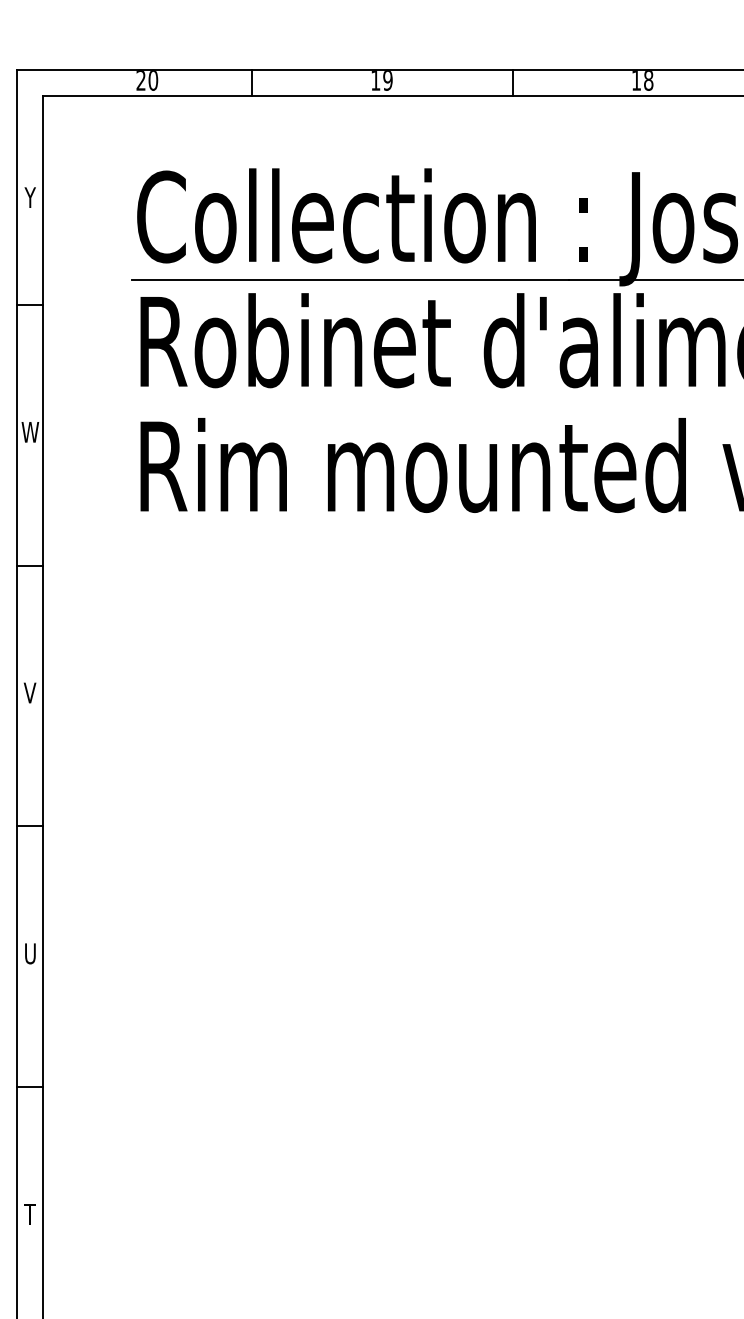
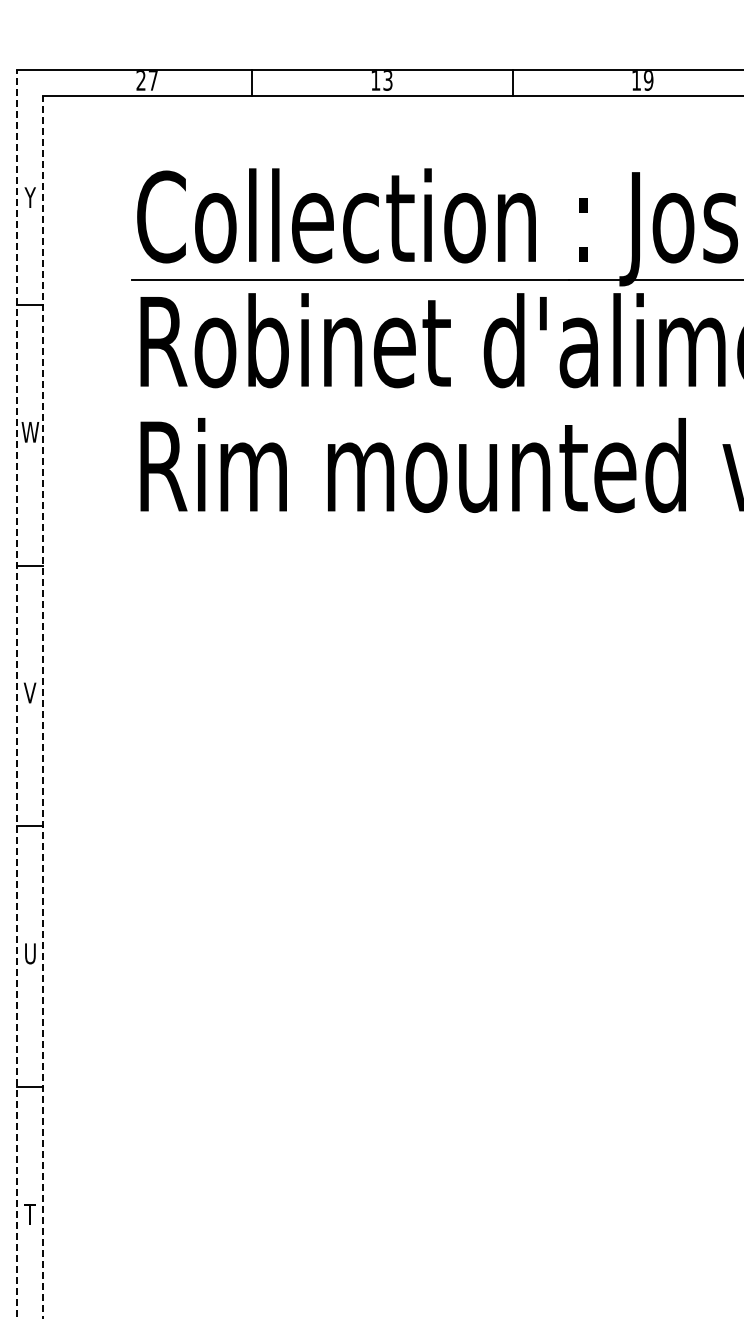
text: 20 -> 27 (153, 80)
text: 19 -> 13 (387, 80)
text: 18 -> 19 (648, 80)
line: solid -> dashed (17, 694)
line: solid -> dashed (43, 707)
